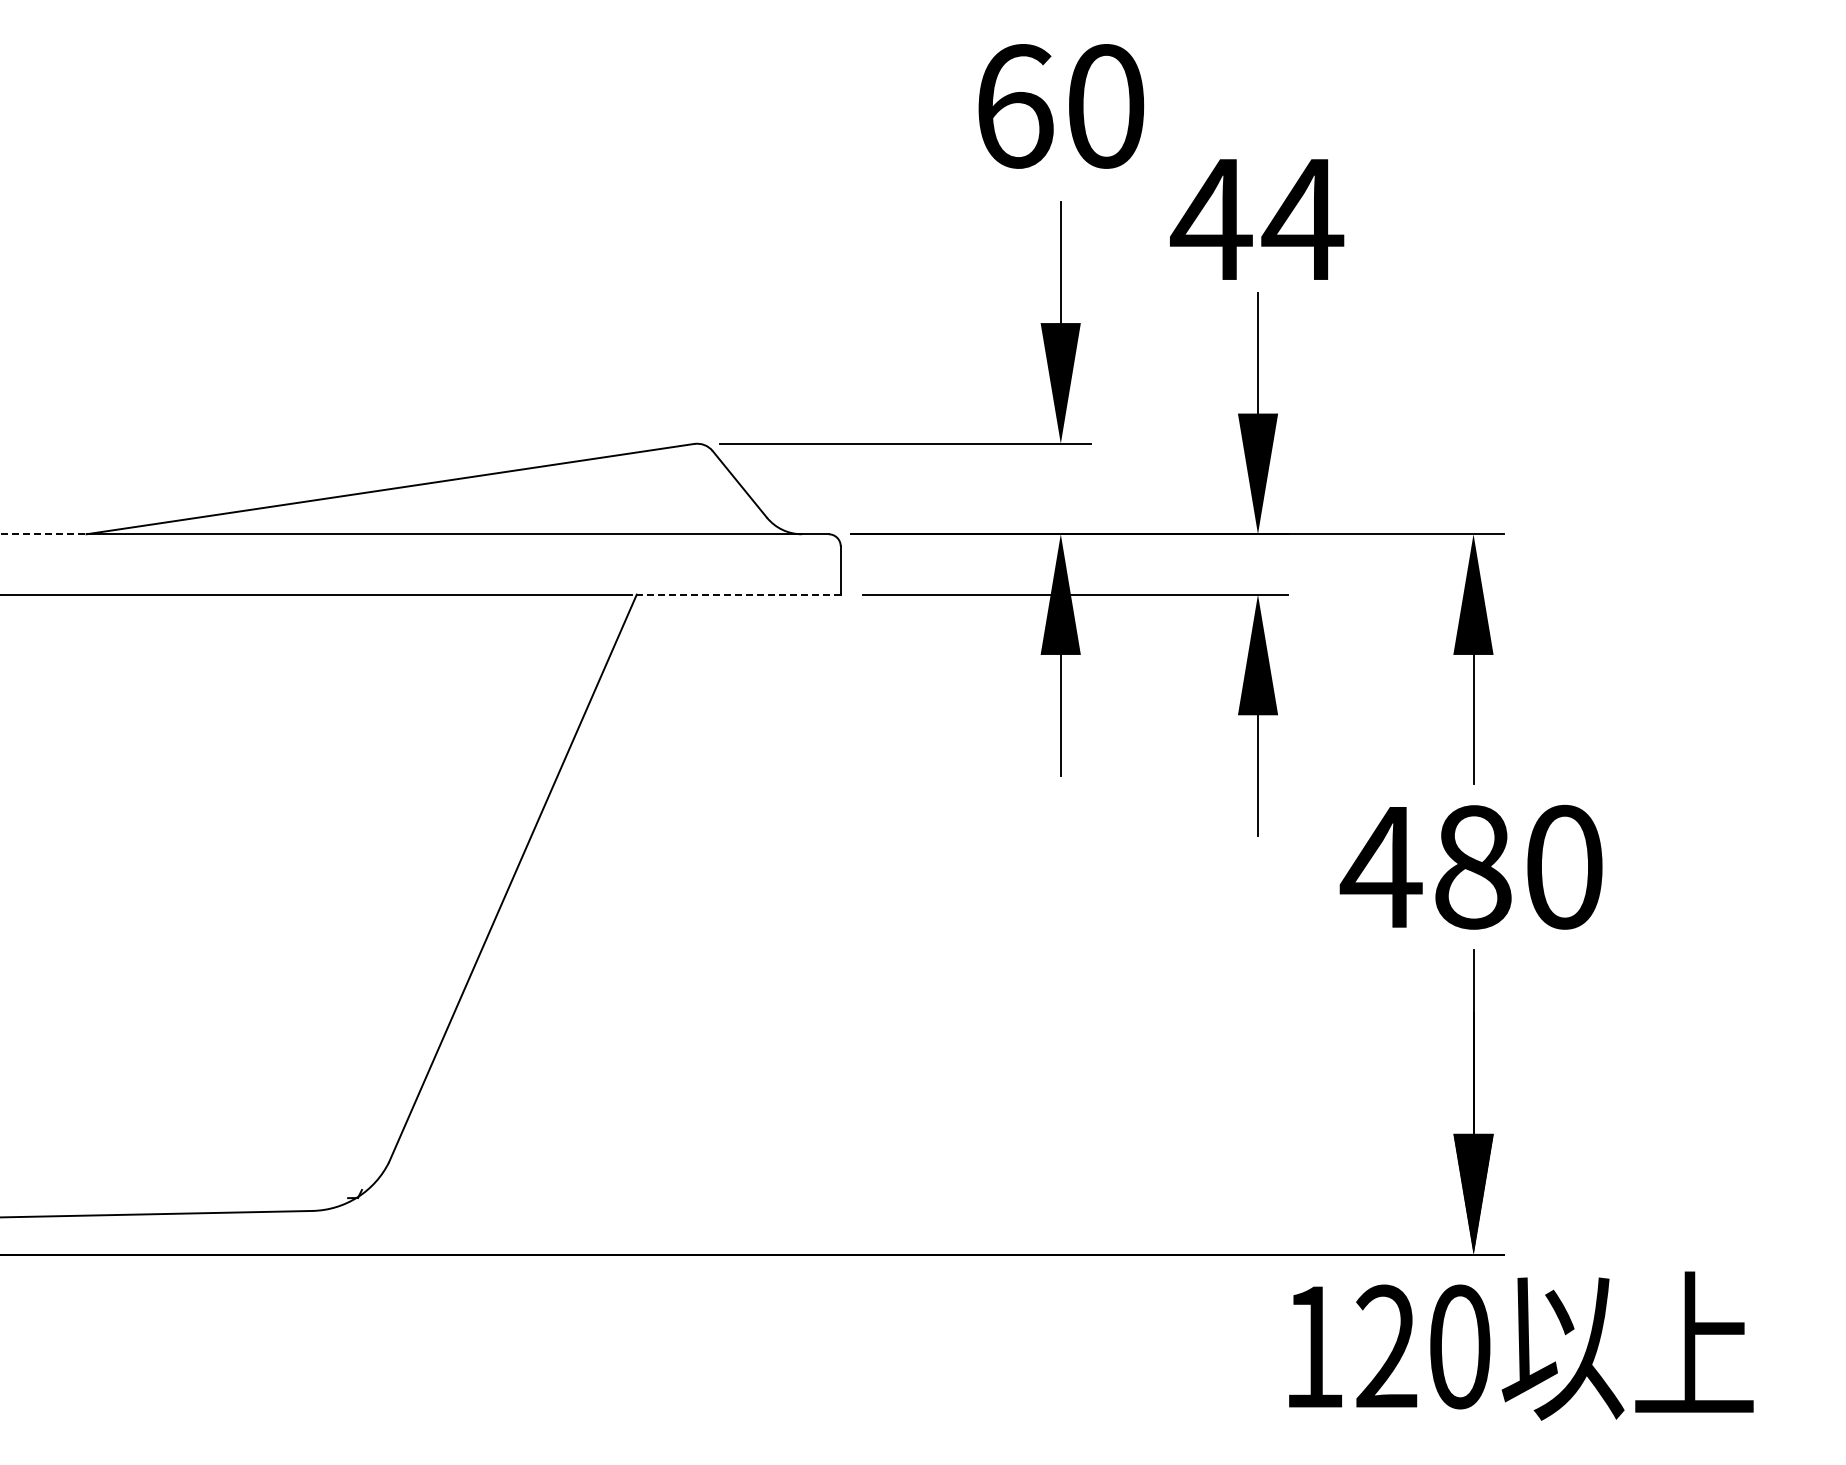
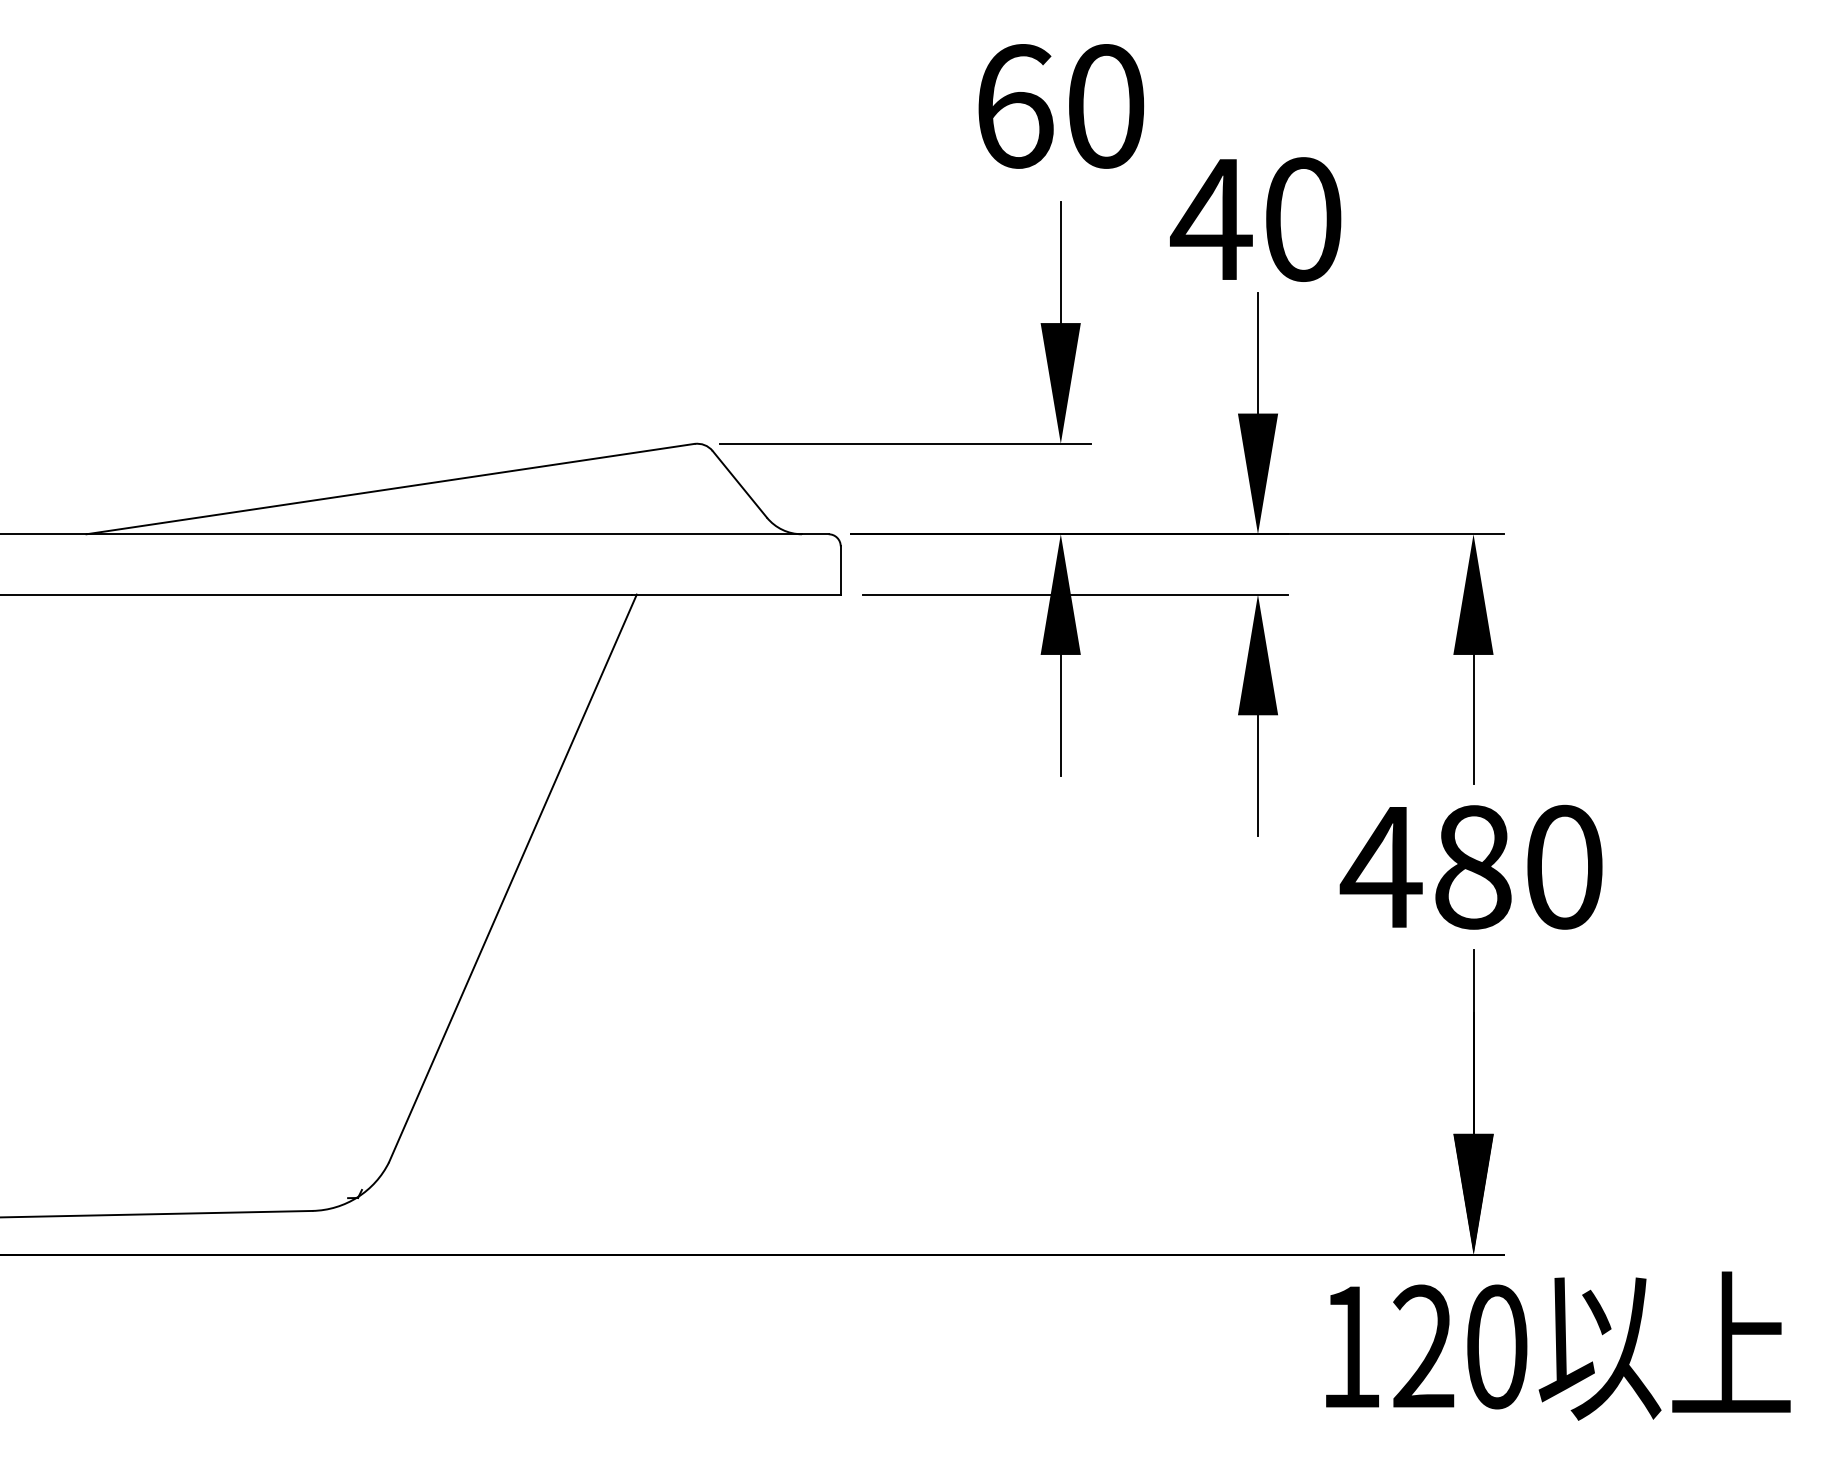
text: 44 -> 40 (1302, 219)
line: dashed -> solid (43, 534)
line: dashed -> solid (736, 594)
text position: (1521, 1345) -> (1558, 1345) (1558, 1345)
